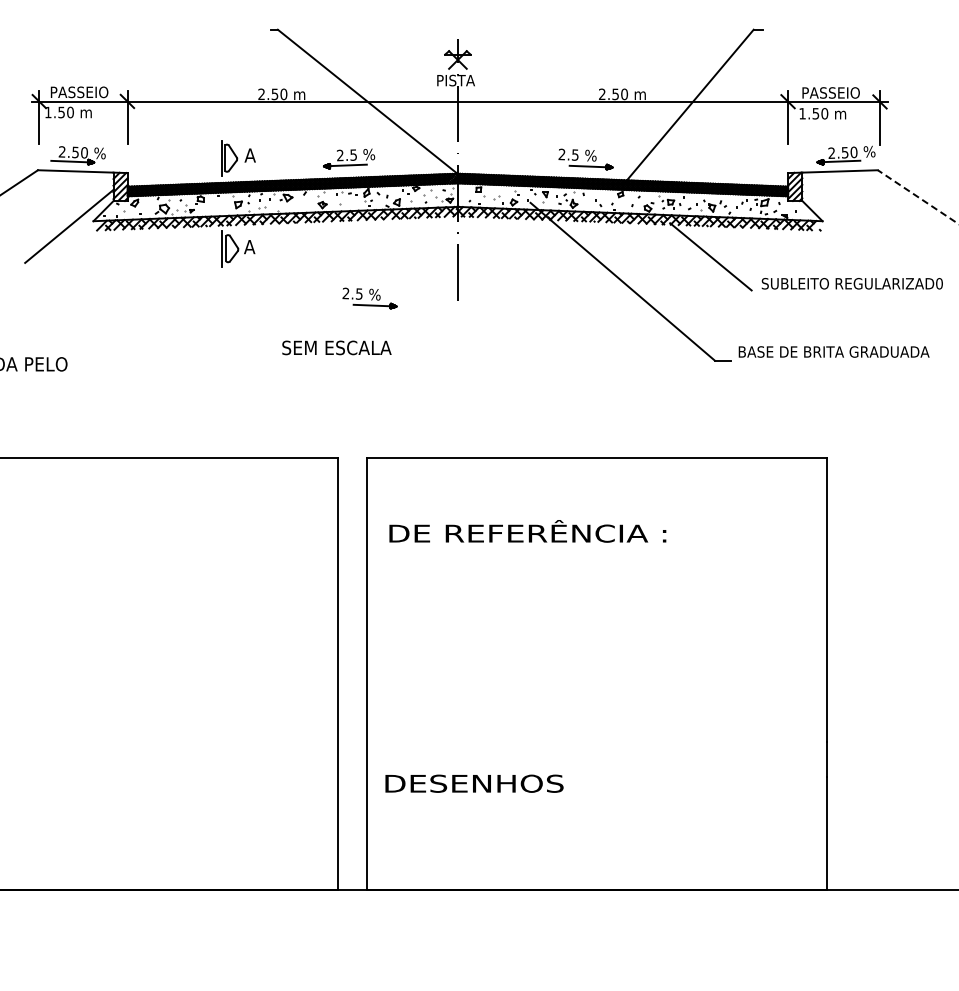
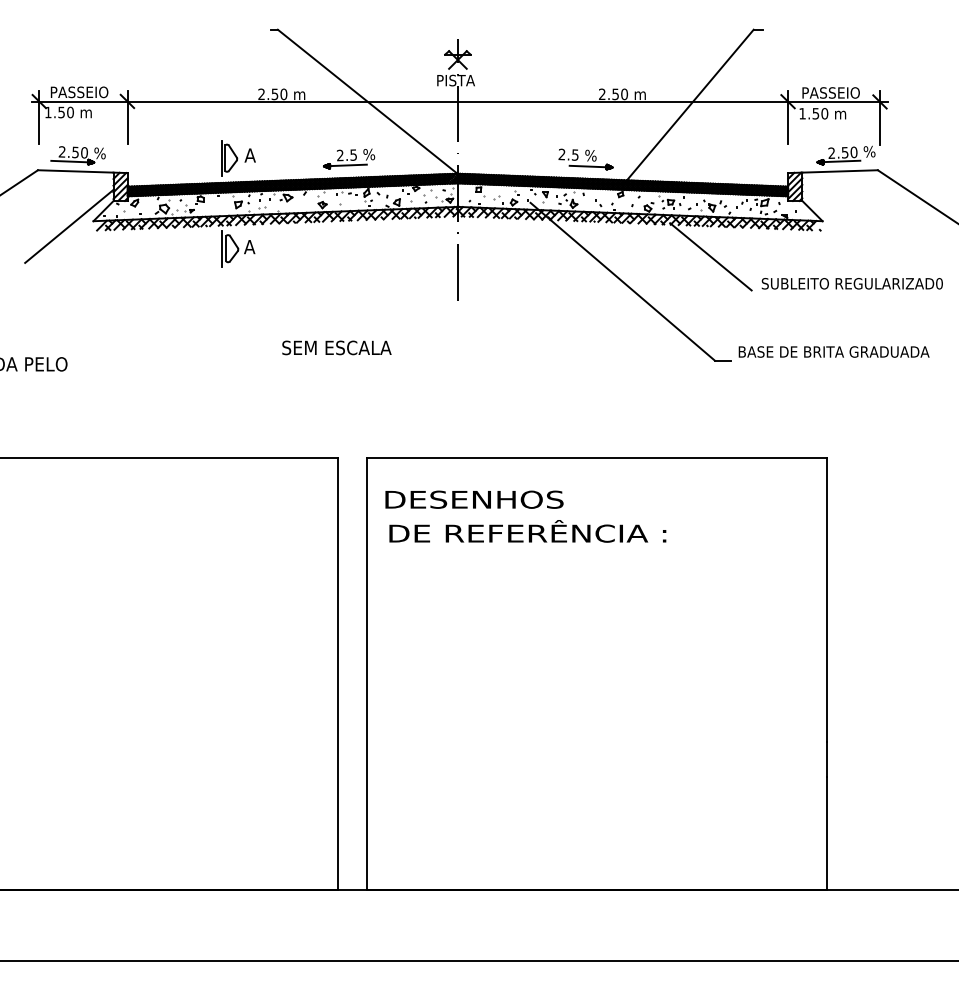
line: dashed -> solid (917, 196)
part: present -> none (369, 298)
text position: (474, 783) -> (474, 499) (474, 499)
line: none -> present (478, 961)
